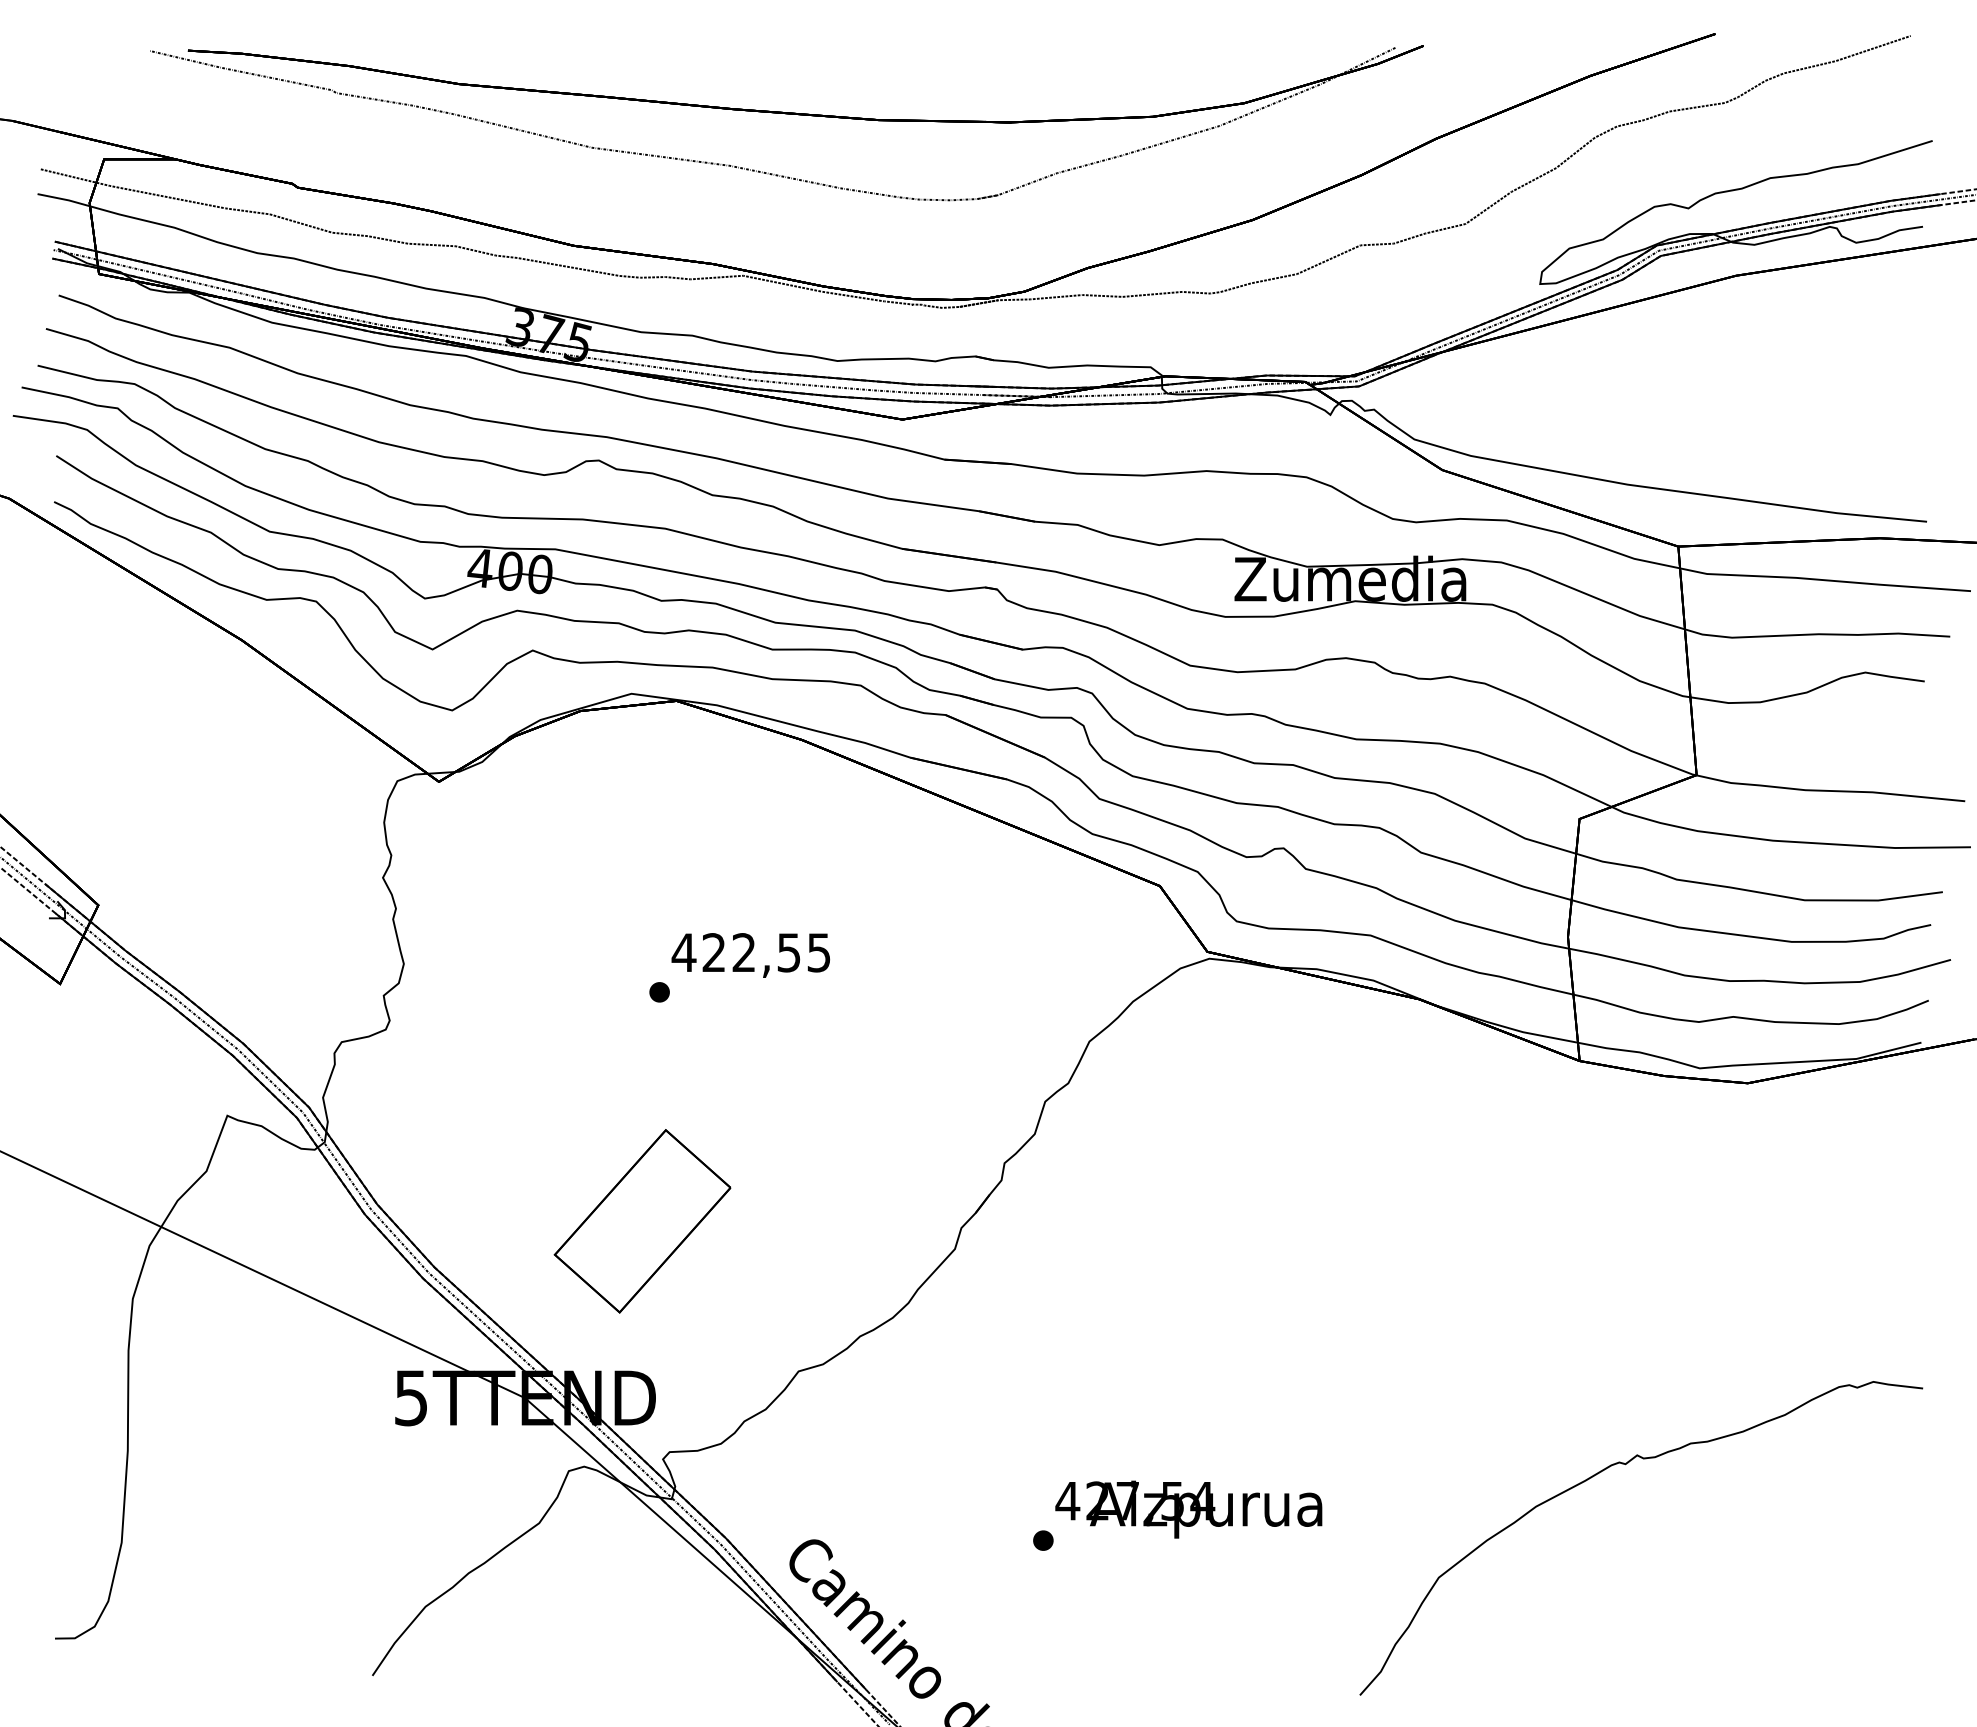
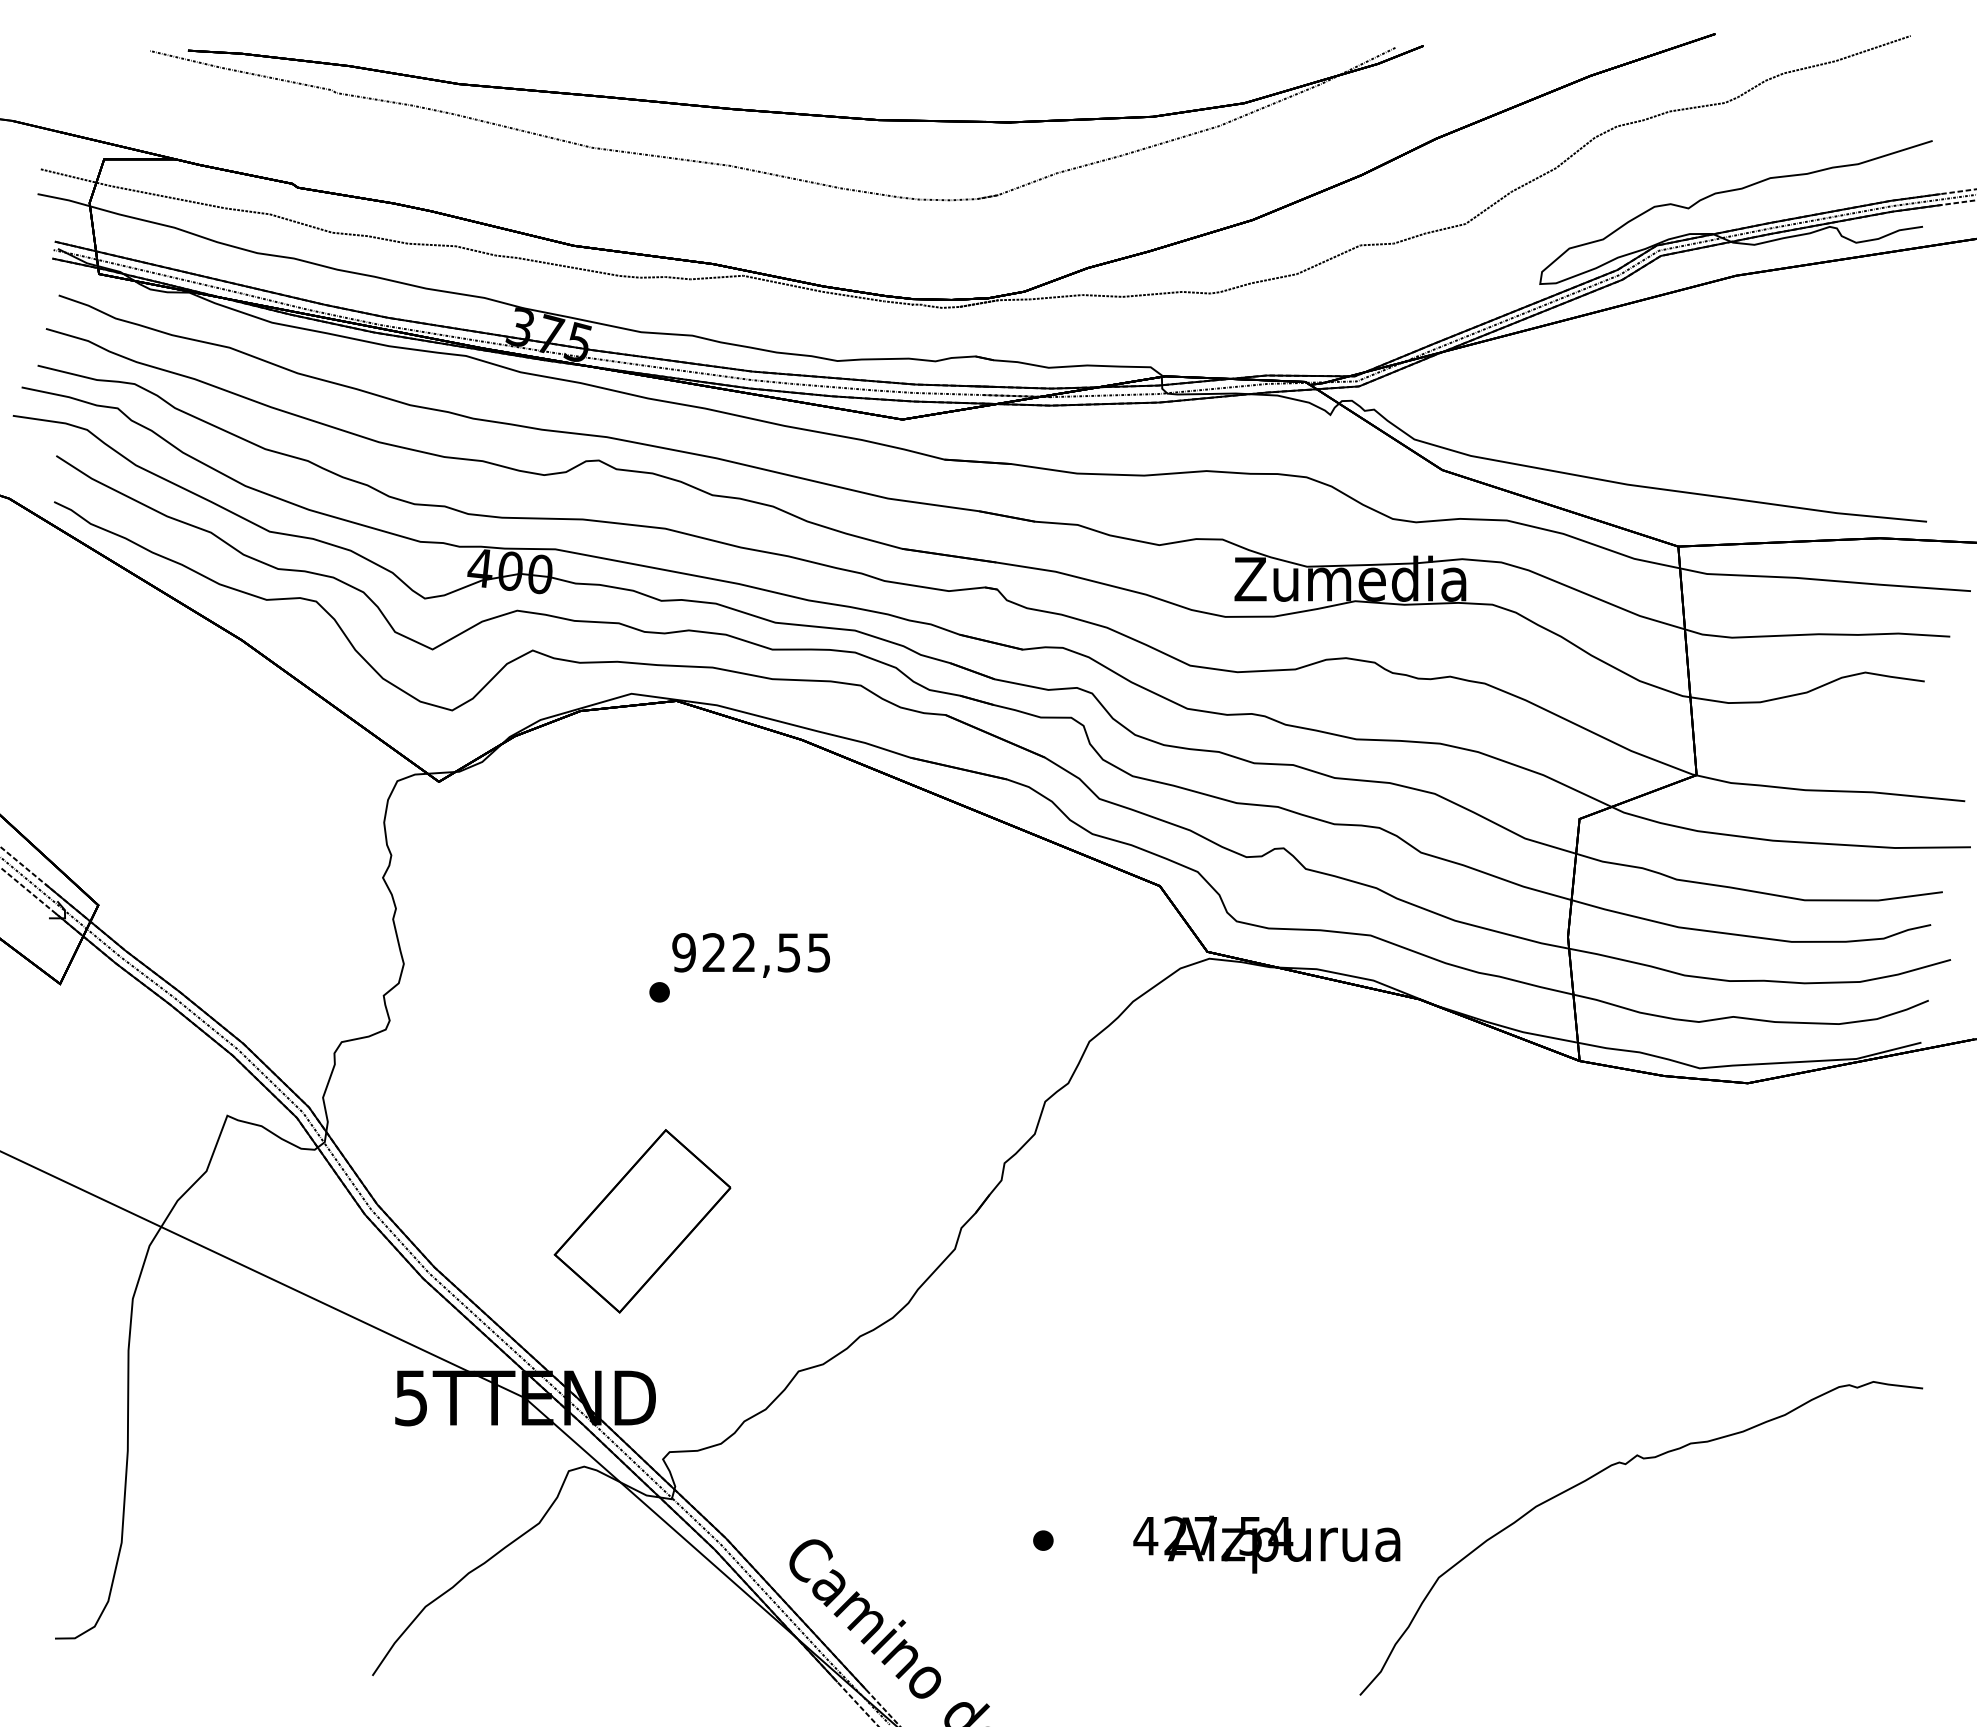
text: 422,55 -> 922,55 (683, 952)
text position: (1188, 1509) -> (1266, 1544) (1266, 1544)
